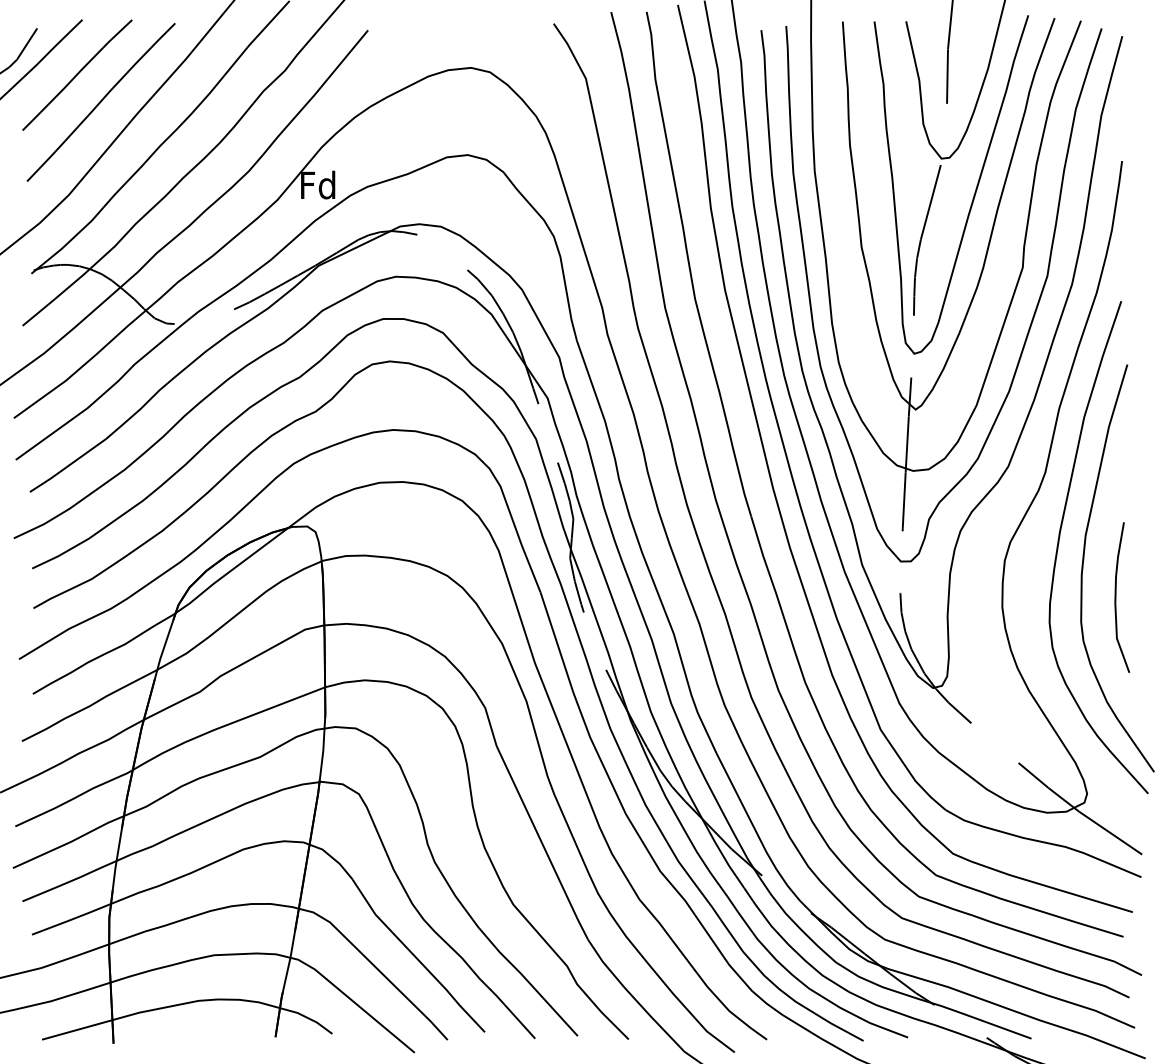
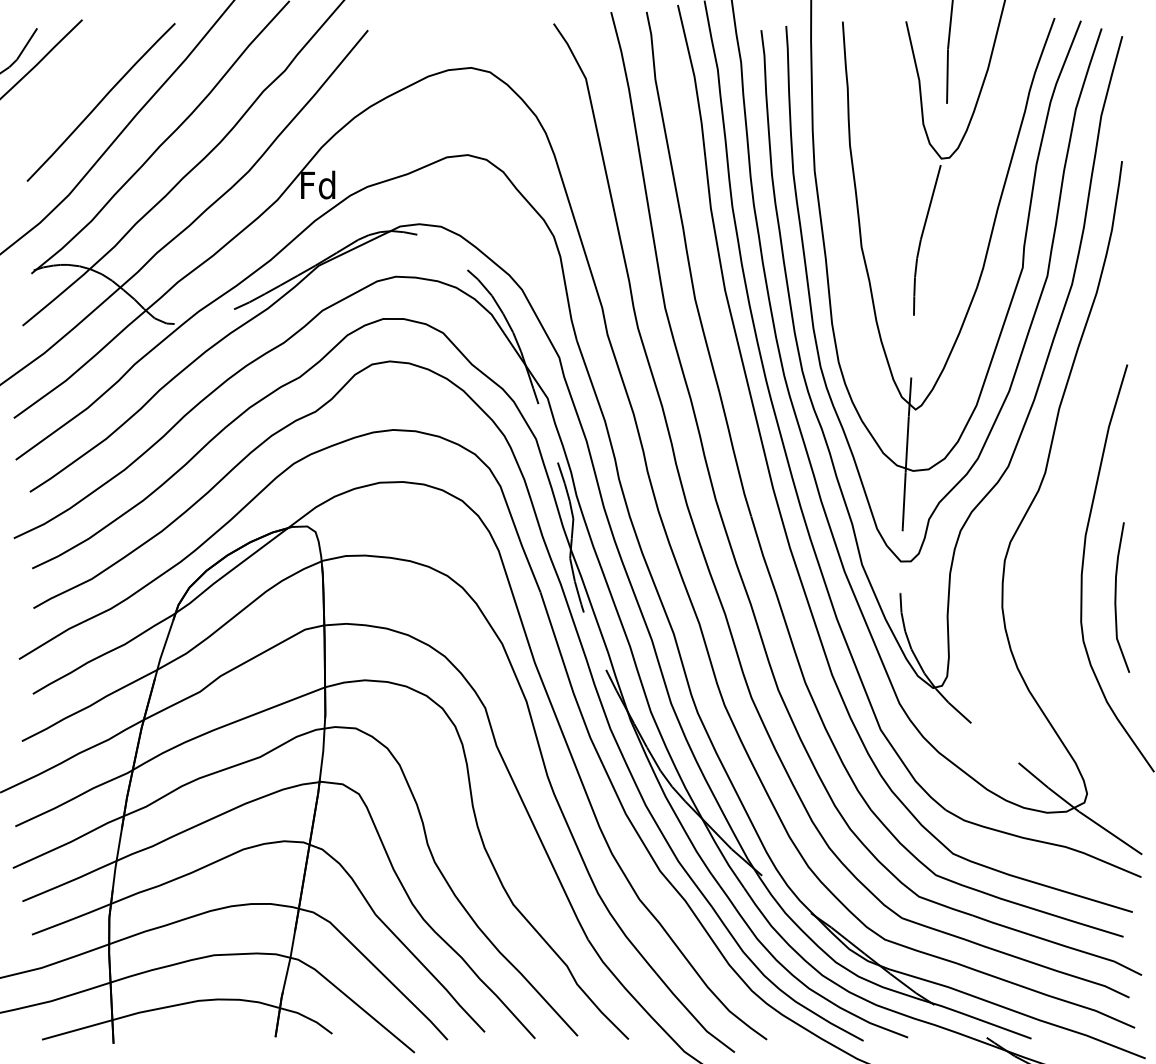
curve: present -> none (77, 74)
curve: present -> none (974, 192)
curve: present -> none (1059, 543)
